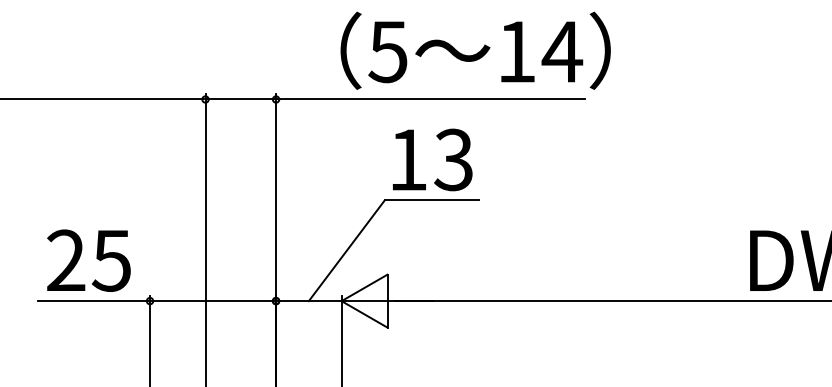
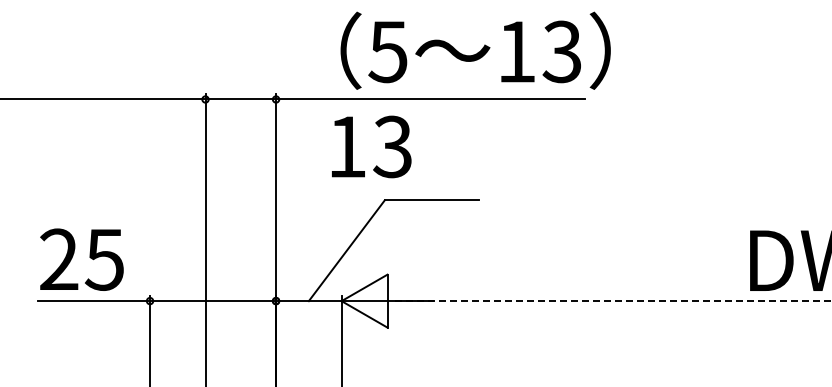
text: 14 -> 13 (562, 51)
text position: (432, 159) -> (371, 146) (371, 146)
text position: (88, 260) -> (81, 259) (81, 259)
line: solid -> dashed (612, 301)
